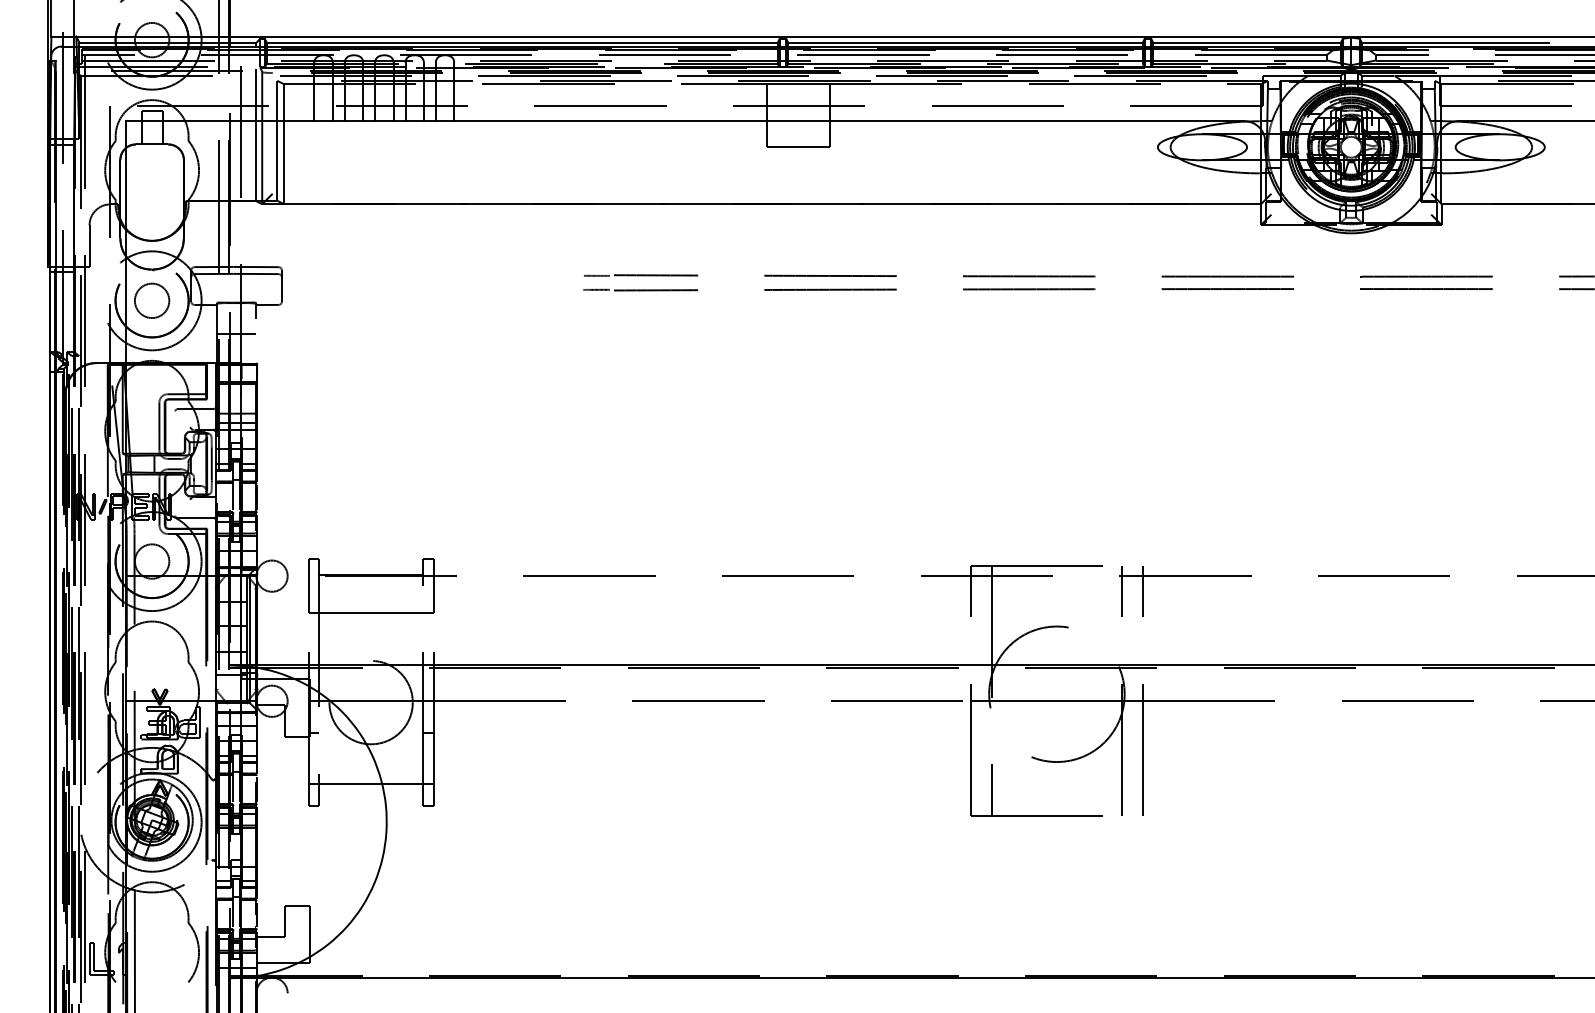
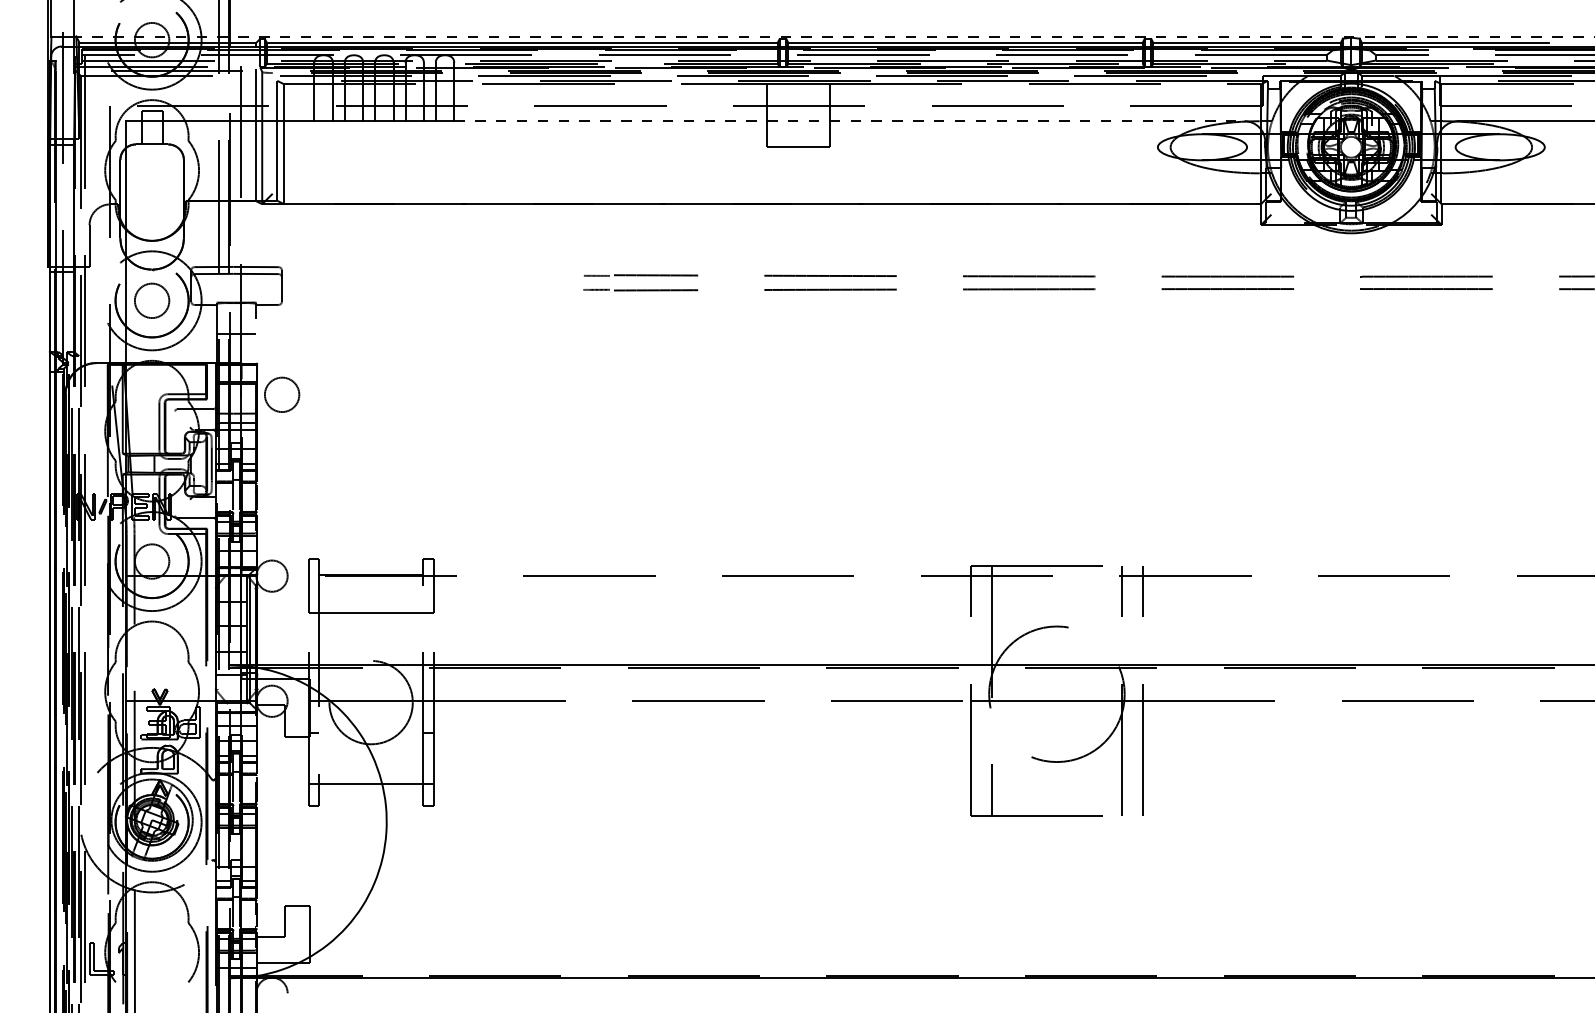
line: solid -> dashed (835, 36)
line: solid -> dashed (849, 121)
circle: none -> present (282, 394)
